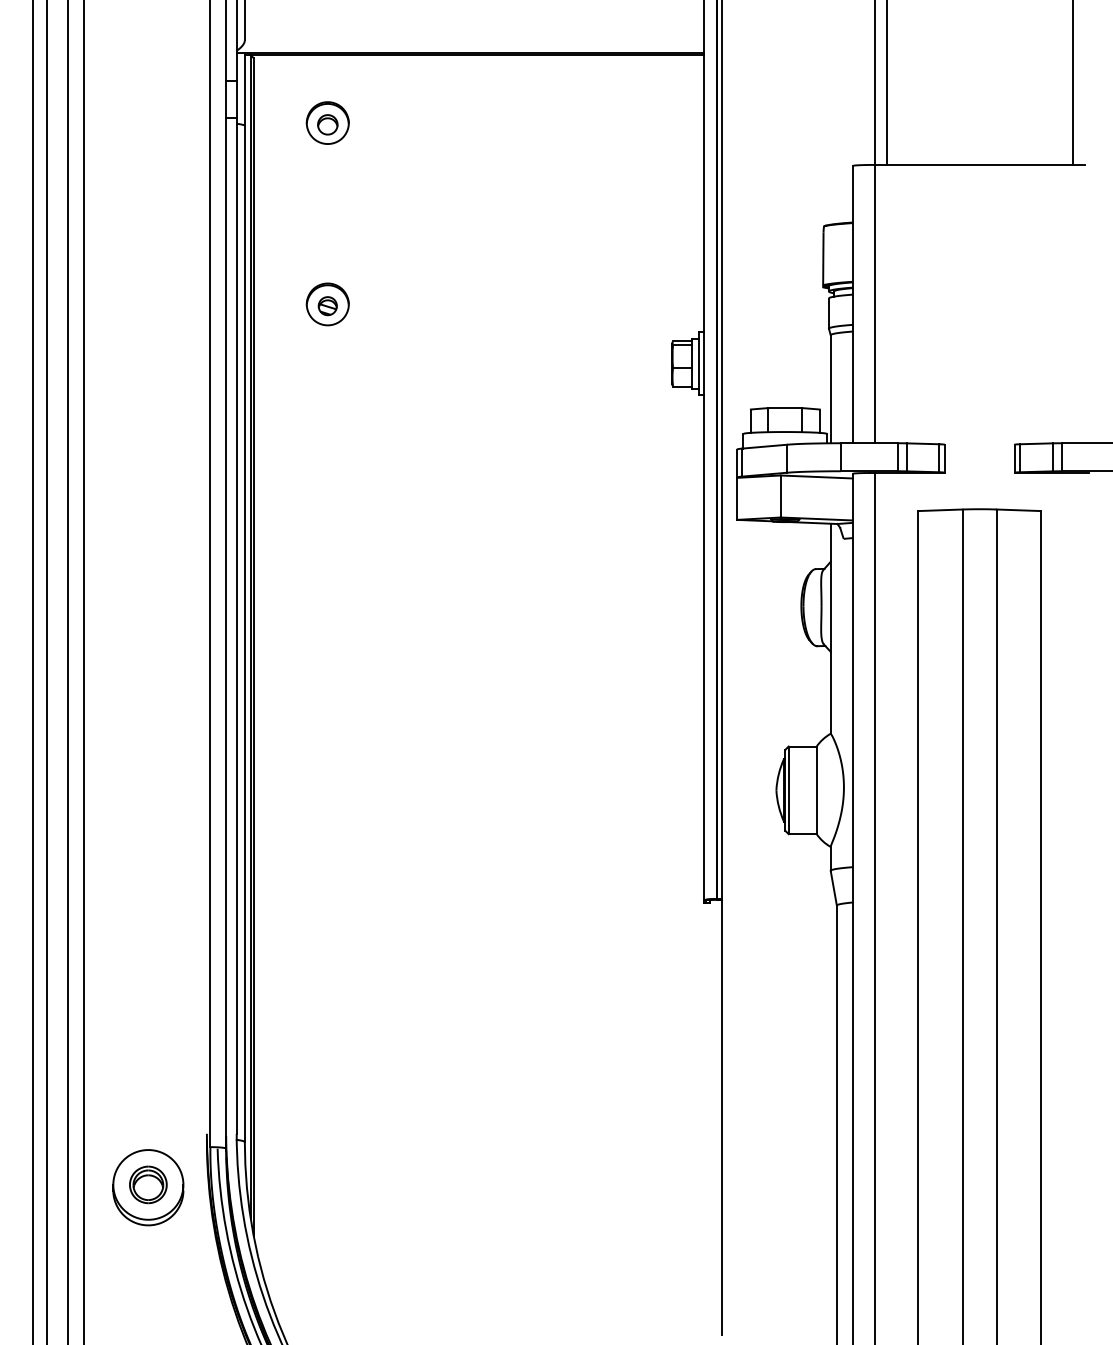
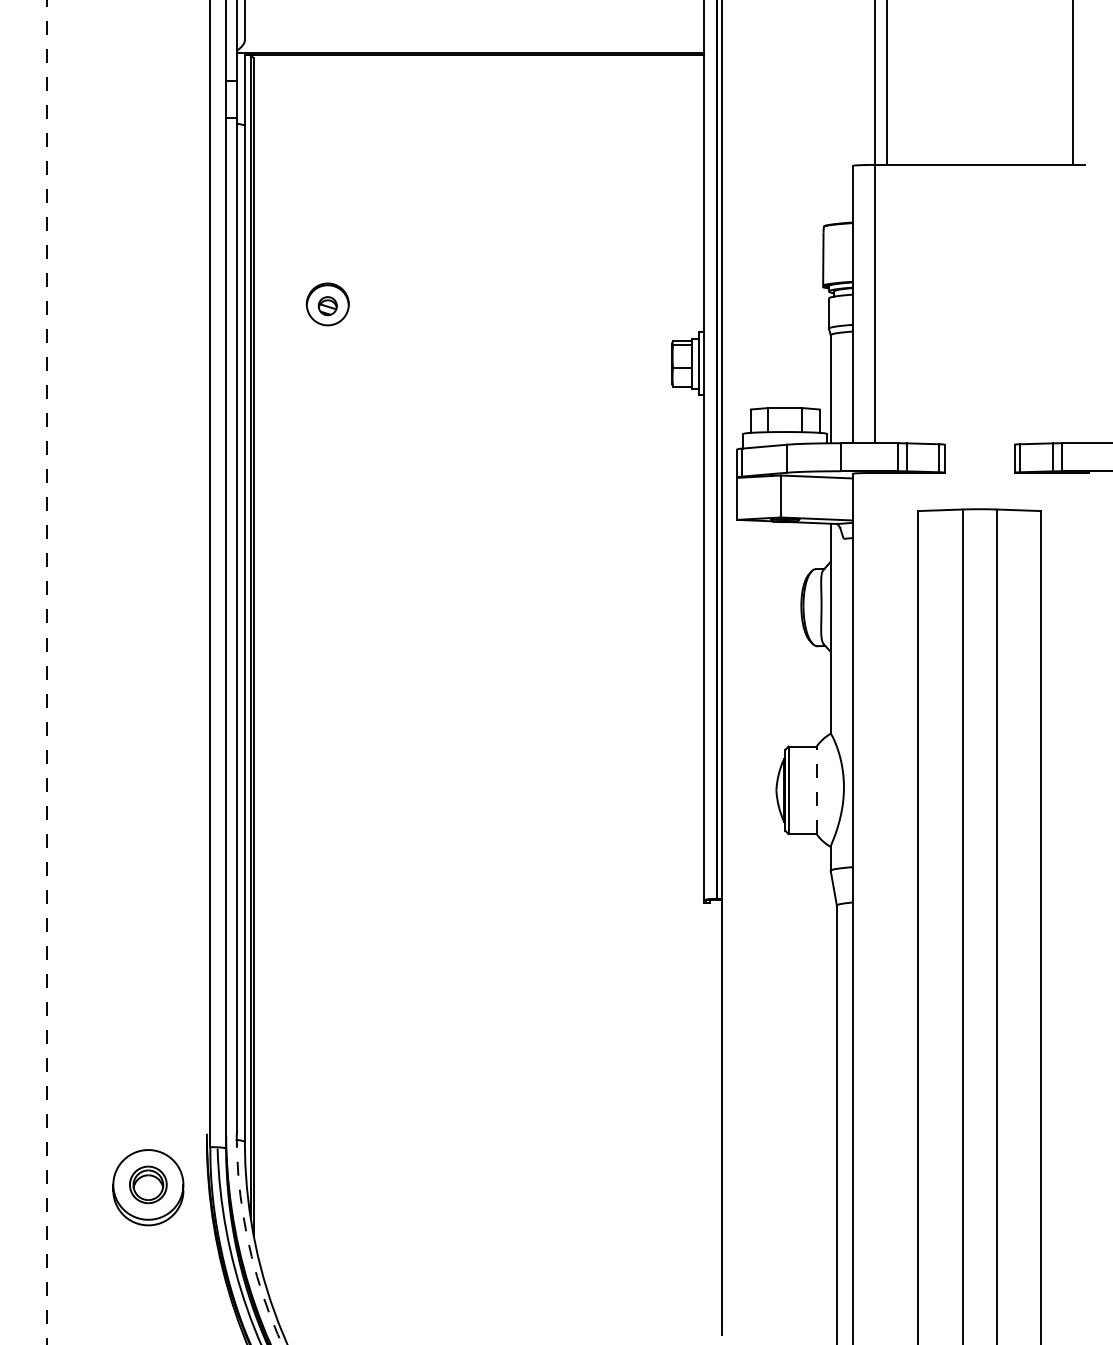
part: present -> none (327, 122)
line: present -> none (33, 671)
line: present -> none (68, 671)
line: present -> none (84, 671)
line: solid -> dashed (47, 672)
line: solid -> dashed (816, 790)
line: present -> none (874, 906)
arc: solid -> dashed (248, 1242)
